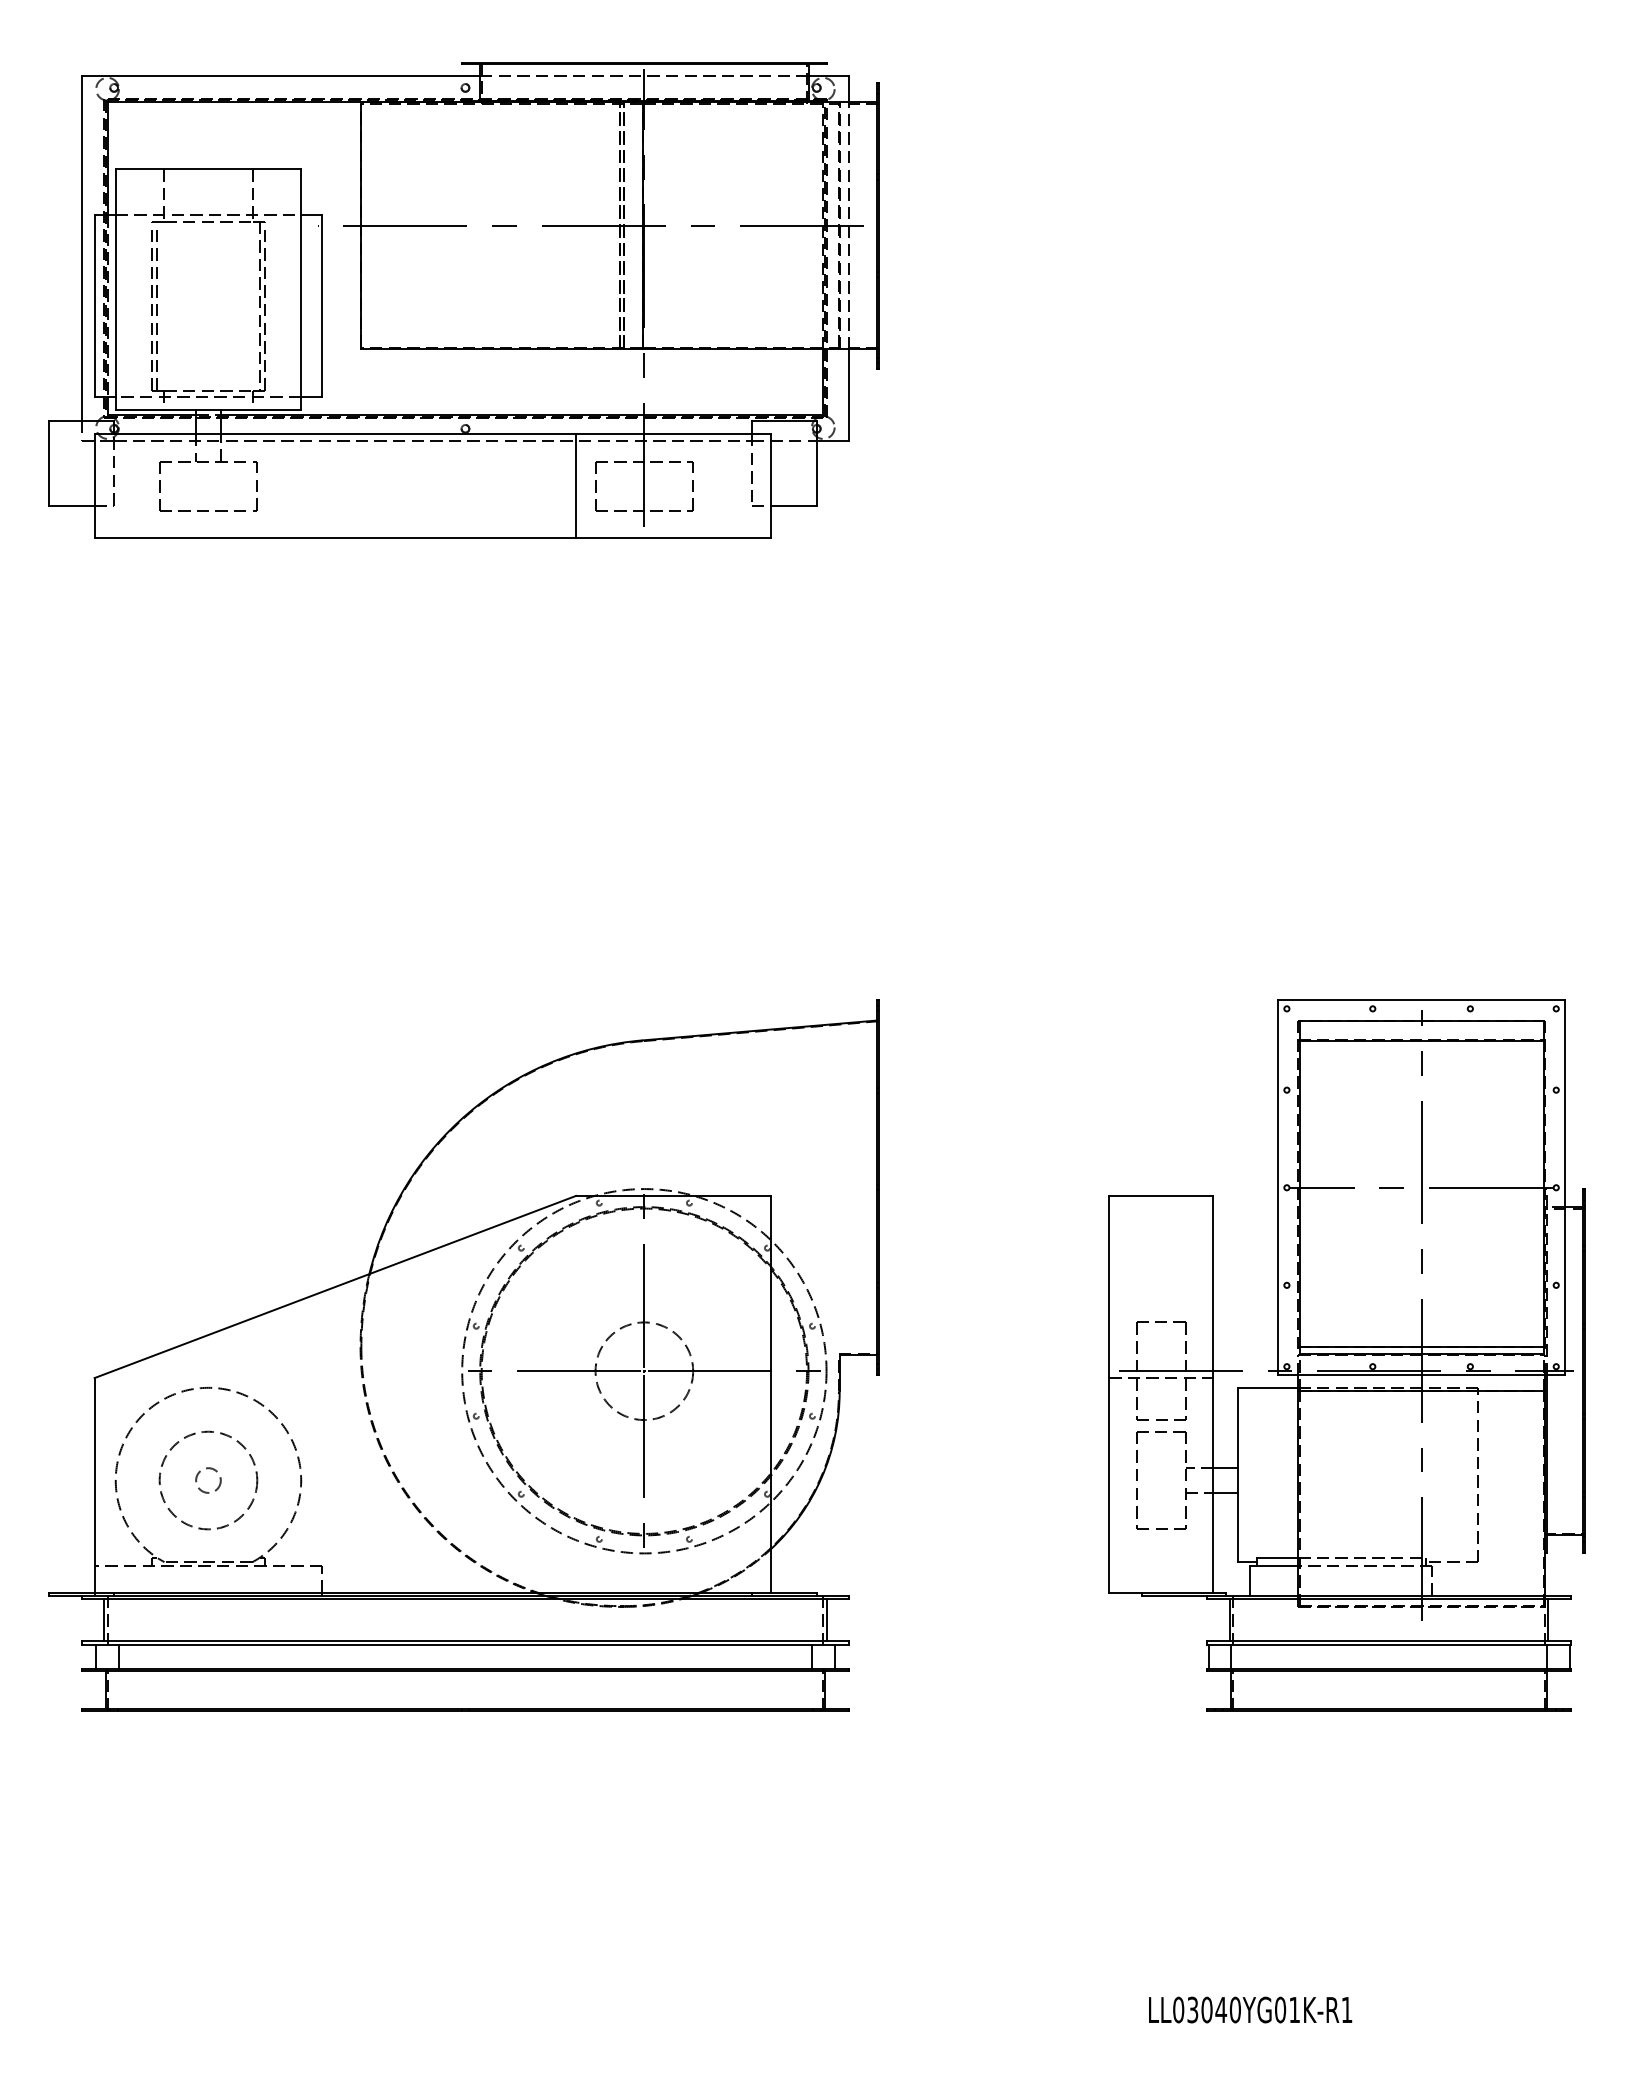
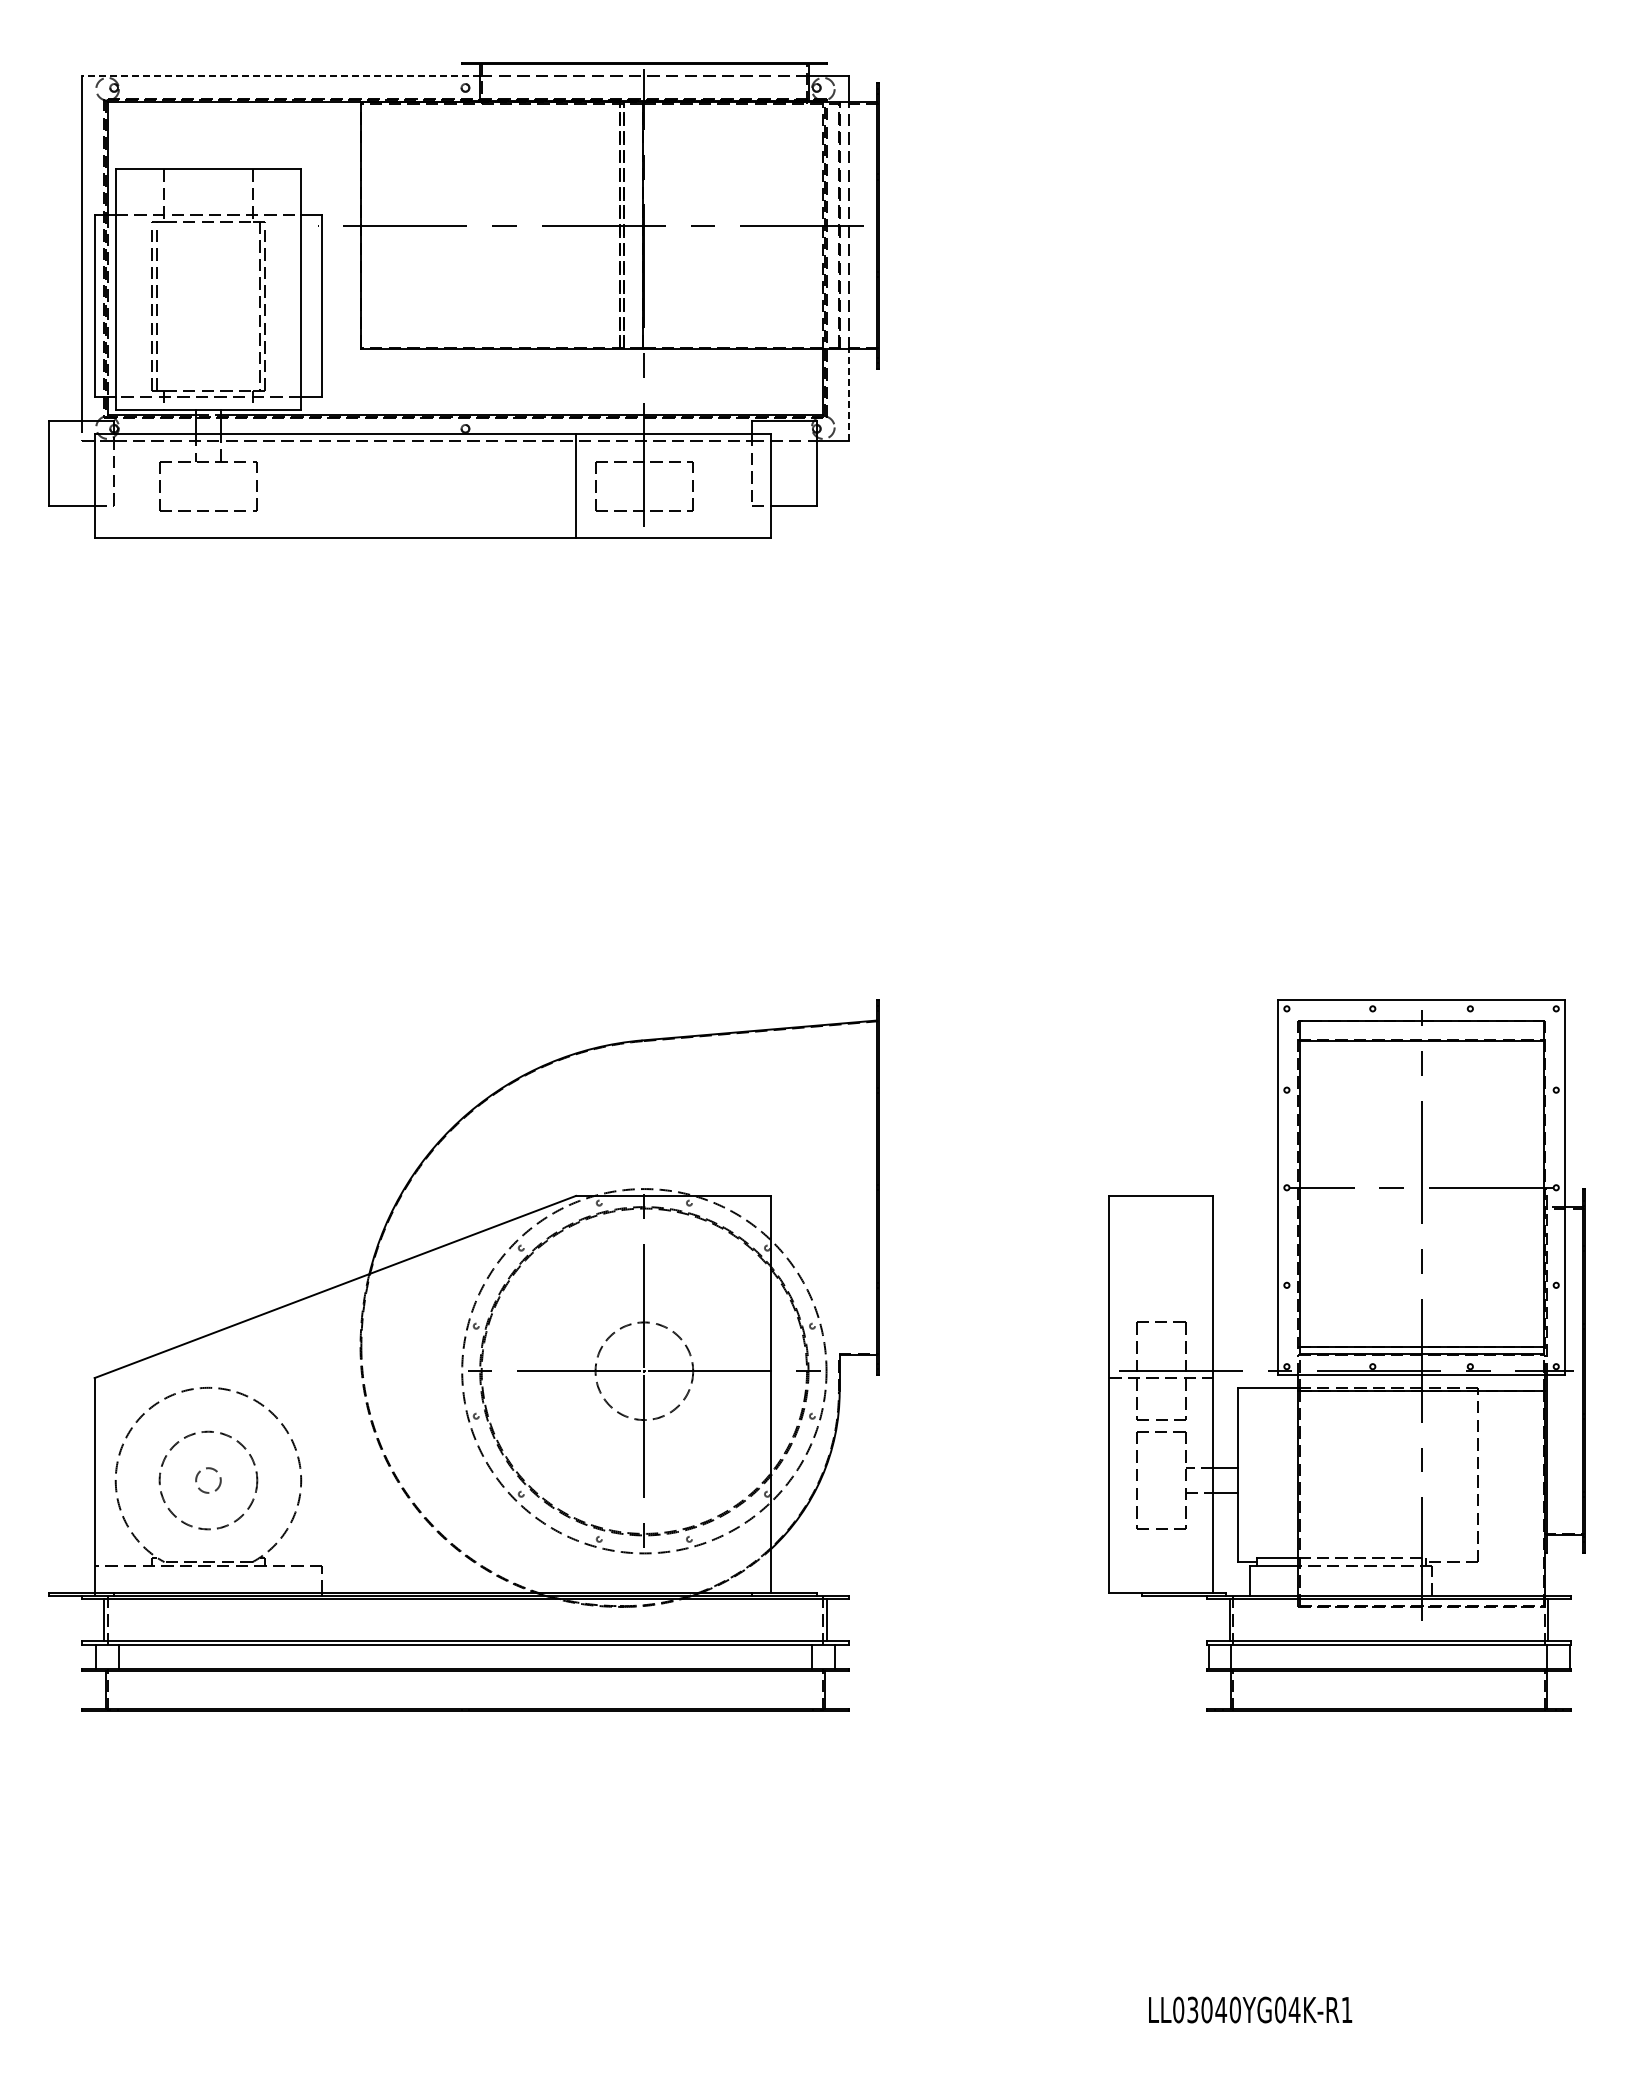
line: solid -> dashed (280, 76)
line: solid -> dashed (849, 394)
text: LL03040YG01K-R1 -> LL03040YG04K-R1 (1294, 2009)
